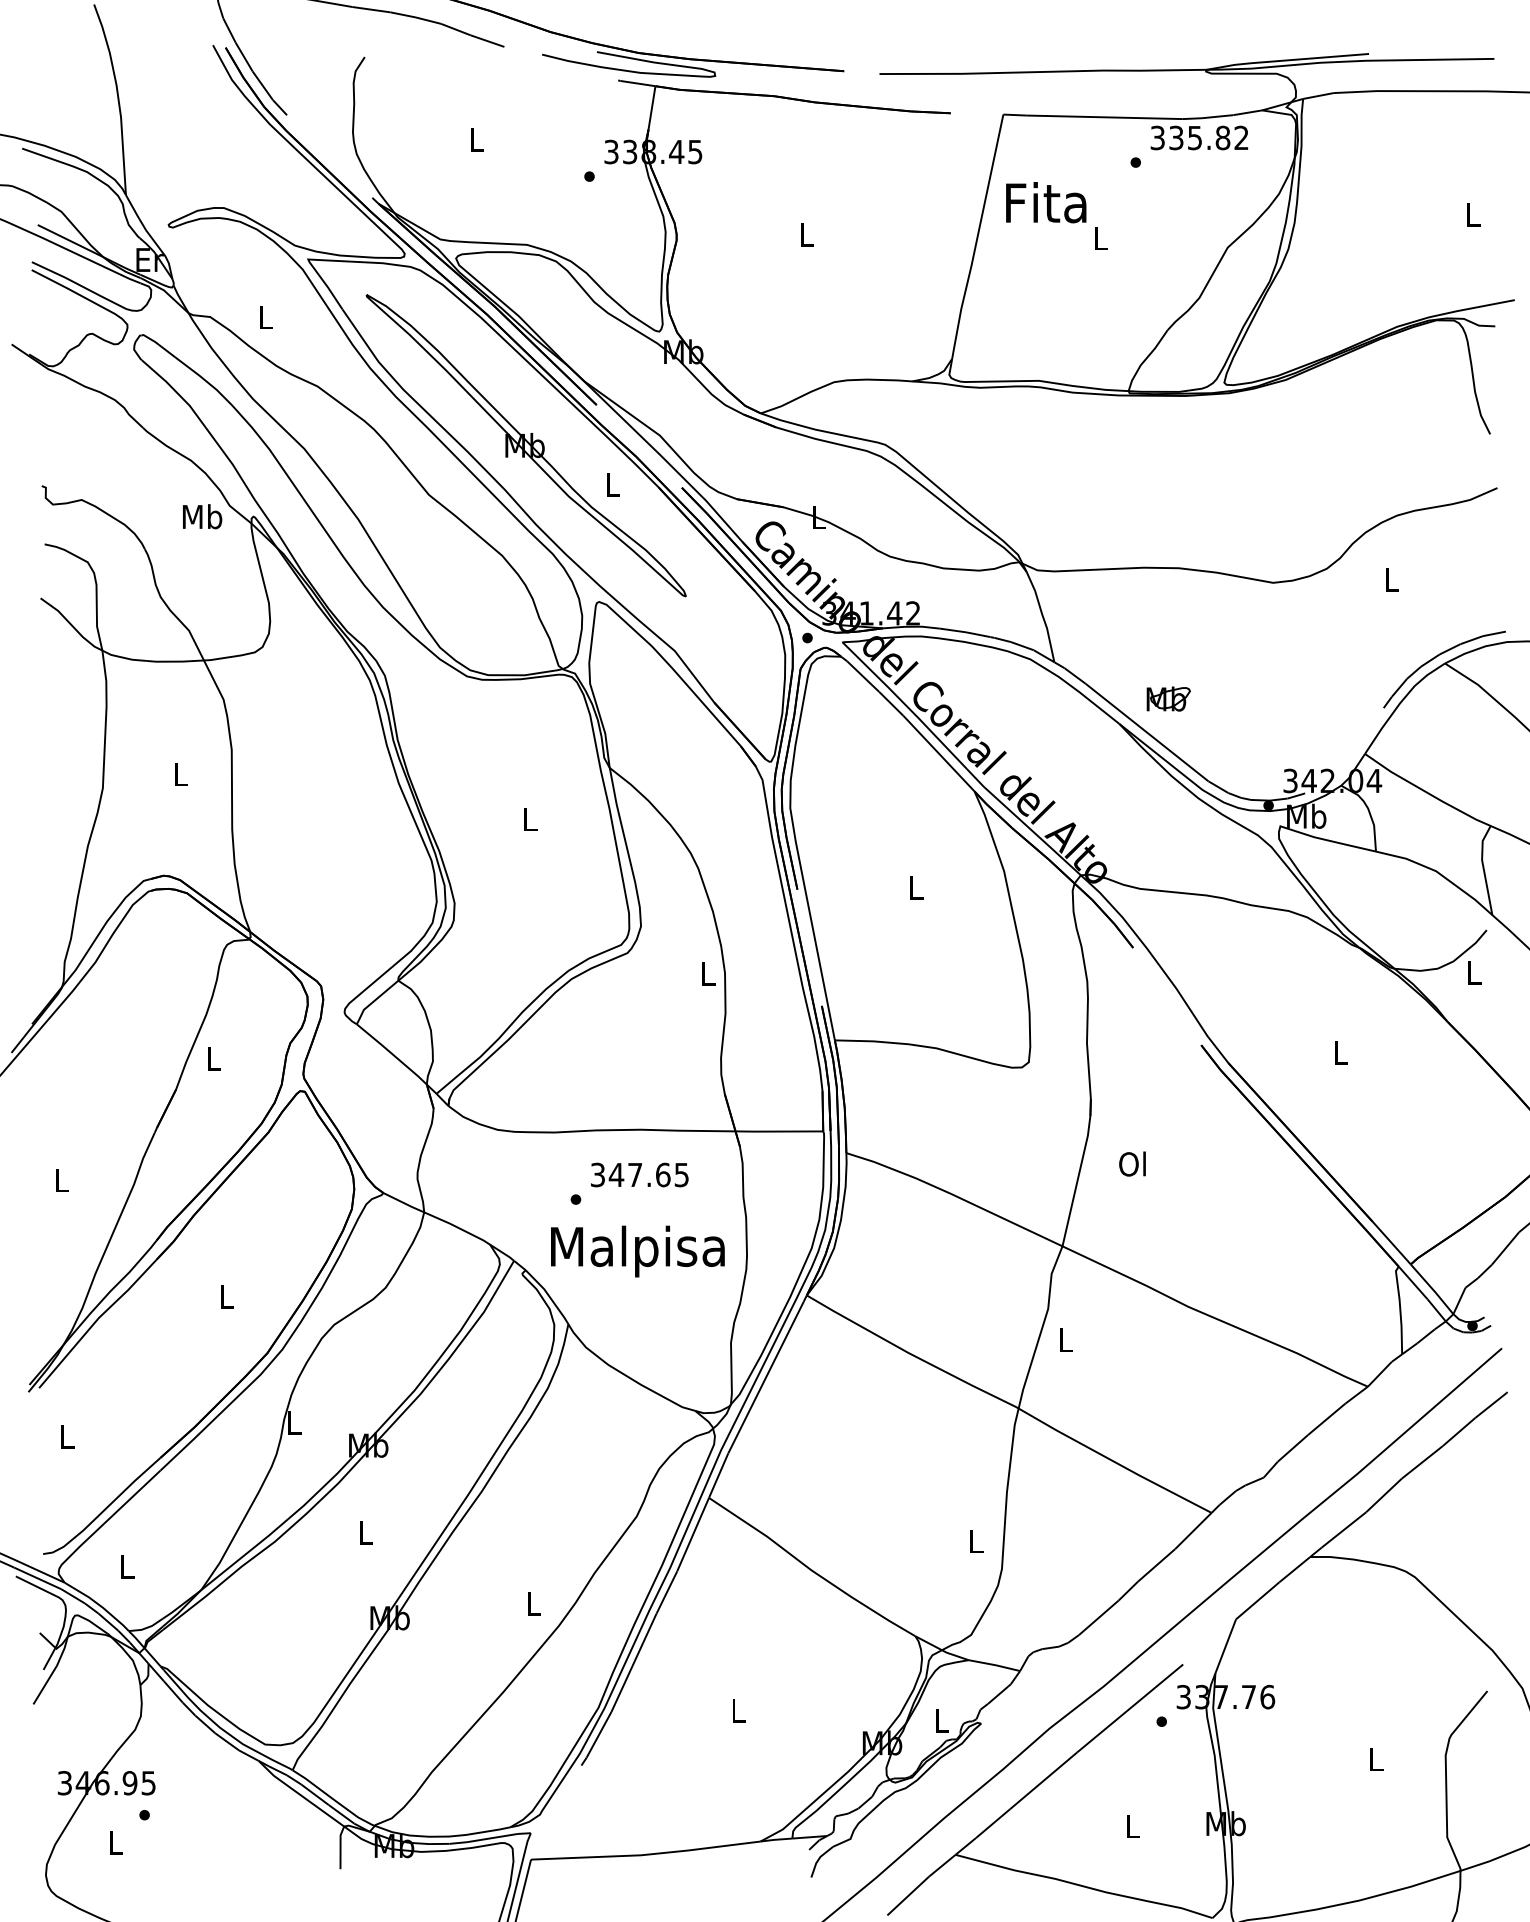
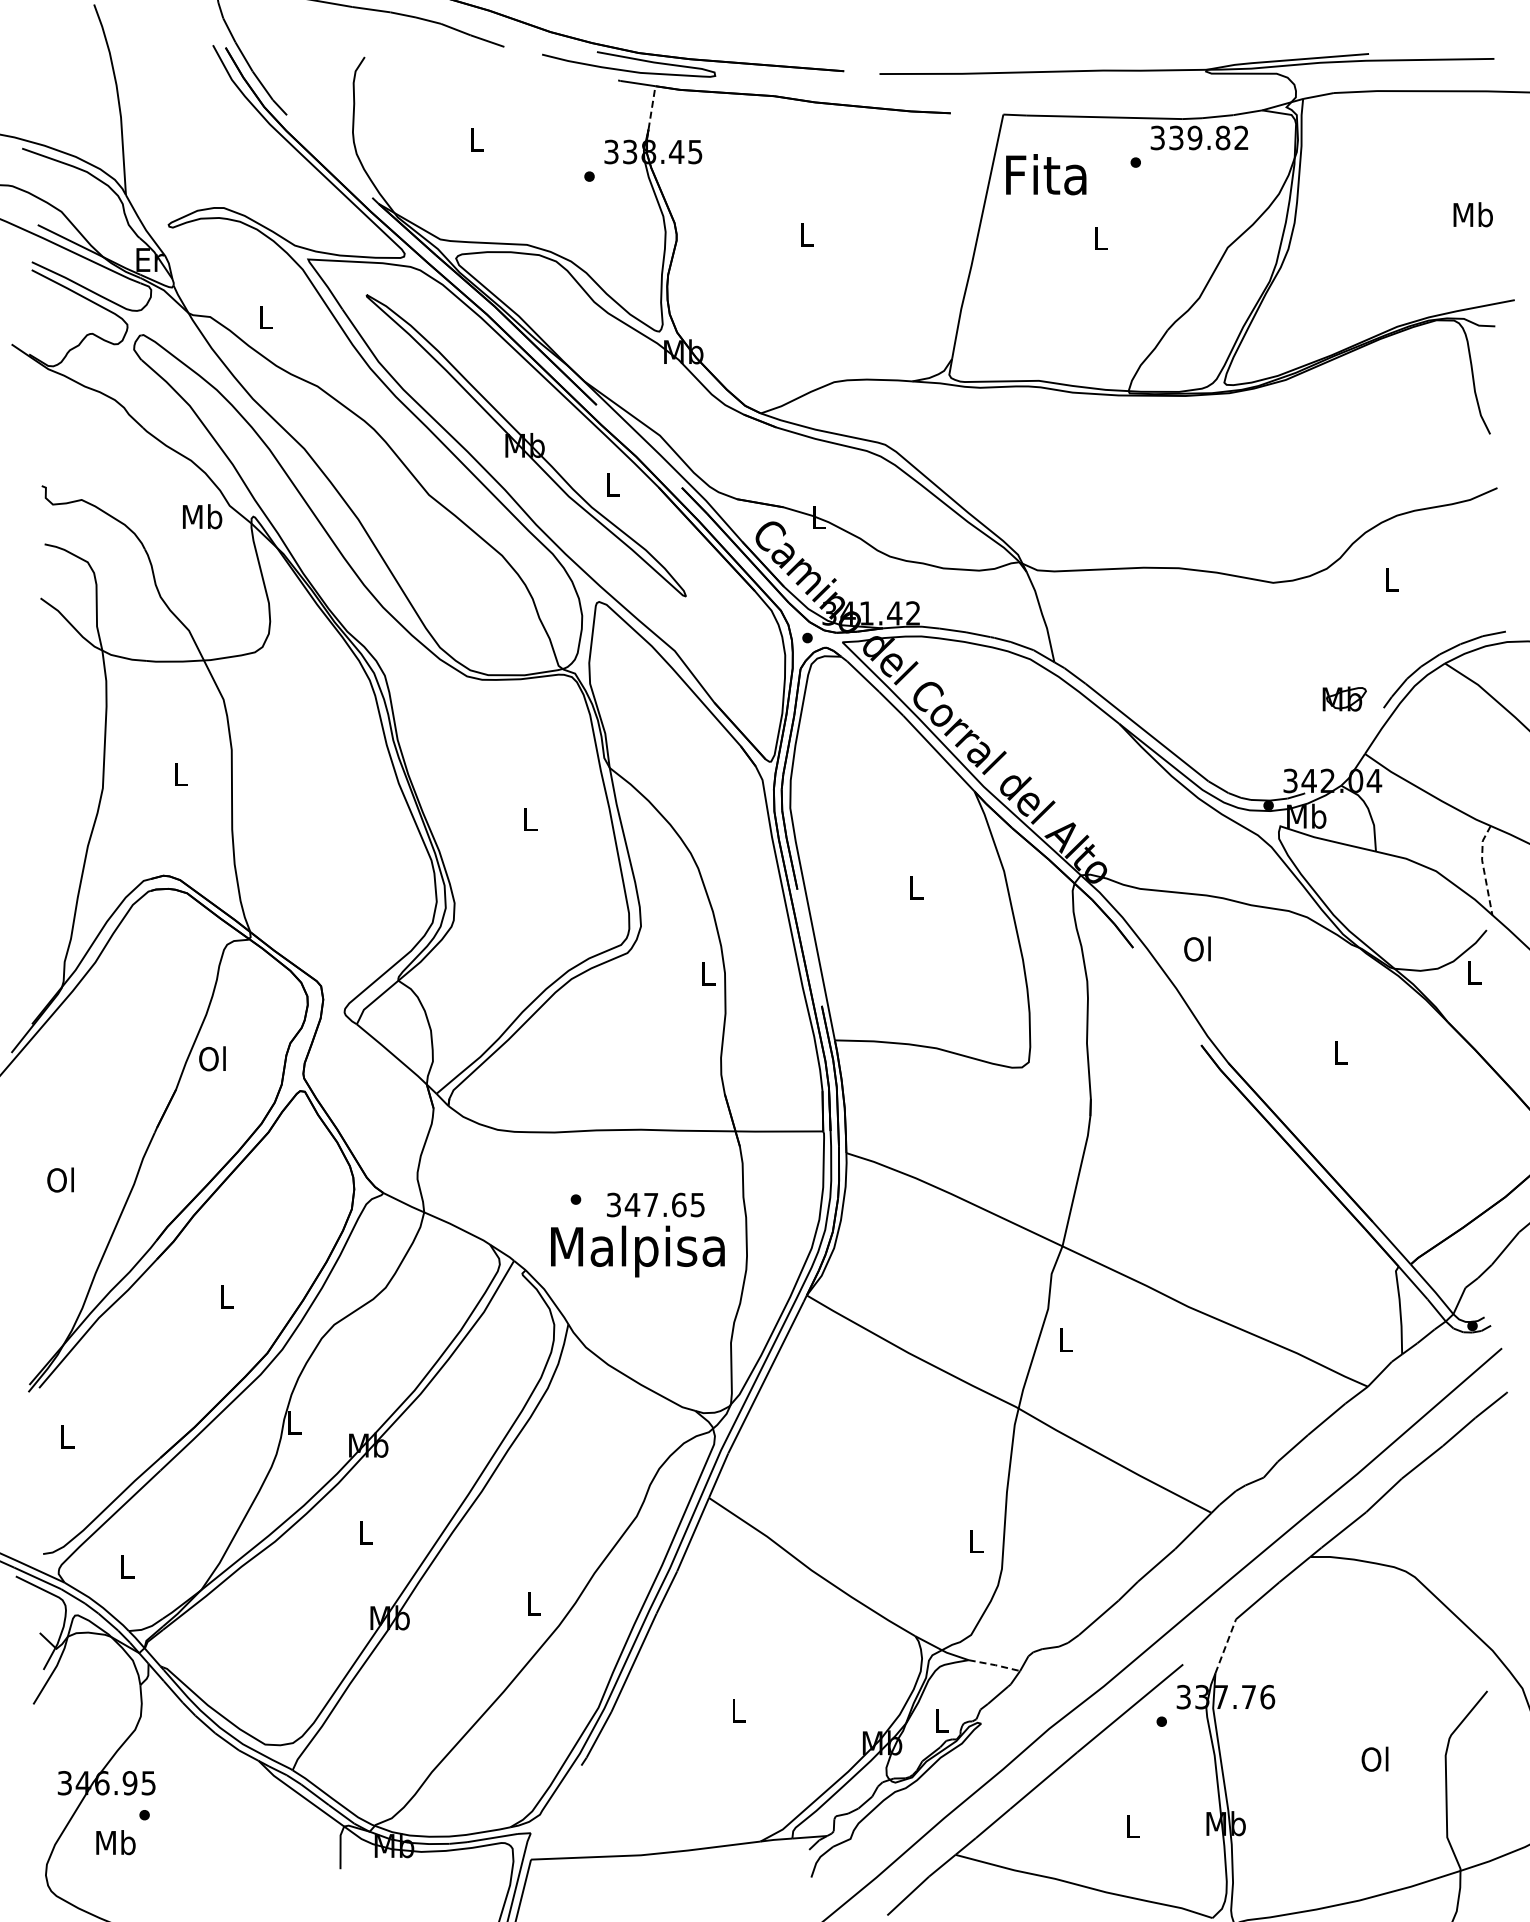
line: solid -> dashed (652, 107)
text: 335.82 -> 339.82 (1194, 137)
text position: (1046, 202) -> (1046, 174) (1046, 174)
text: L -> Mb (1472, 214)
part position: (1168, 698) -> (1344, 698) (1344, 698)
line: solid -> dashed (1483, 867)
text: L -> Ol (212, 1058)
text position: (1132, 1163) -> (1197, 948) (1197, 948)
text position: (639, 1174) -> (655, 1204) (655, 1204)
text: L -> Ol (60, 1179)
line: solid -> dashed (1225, 1646)
line: solid -> dashed (995, 1665)
text: L -> Ol (1374, 1758)
text: L -> Mb (115, 1842)
